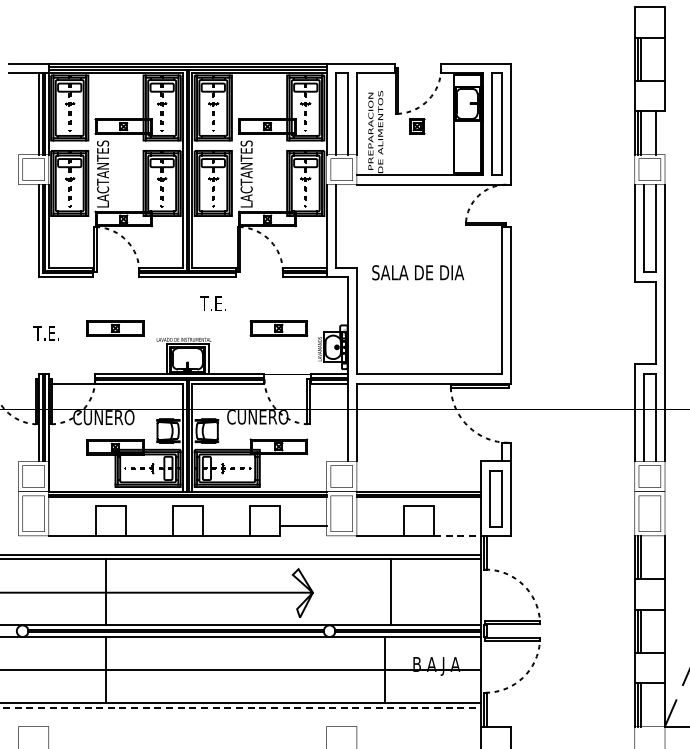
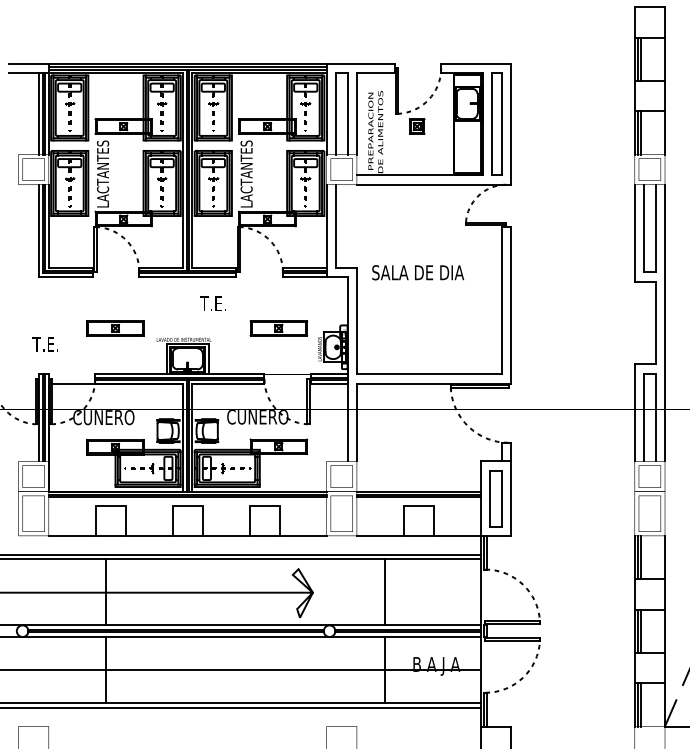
line position: (656, 132) -> (665, 132) (665, 132)
text position: (45, 333) -> (44, 344) (44, 344)
line position: (302, 525) -> (302, 535) (302, 535)
line: dashed -> solid (457, 535)
line position: (391, 592) -> (385, 592) (385, 592)
line: dashed -> solid (240, 707)
